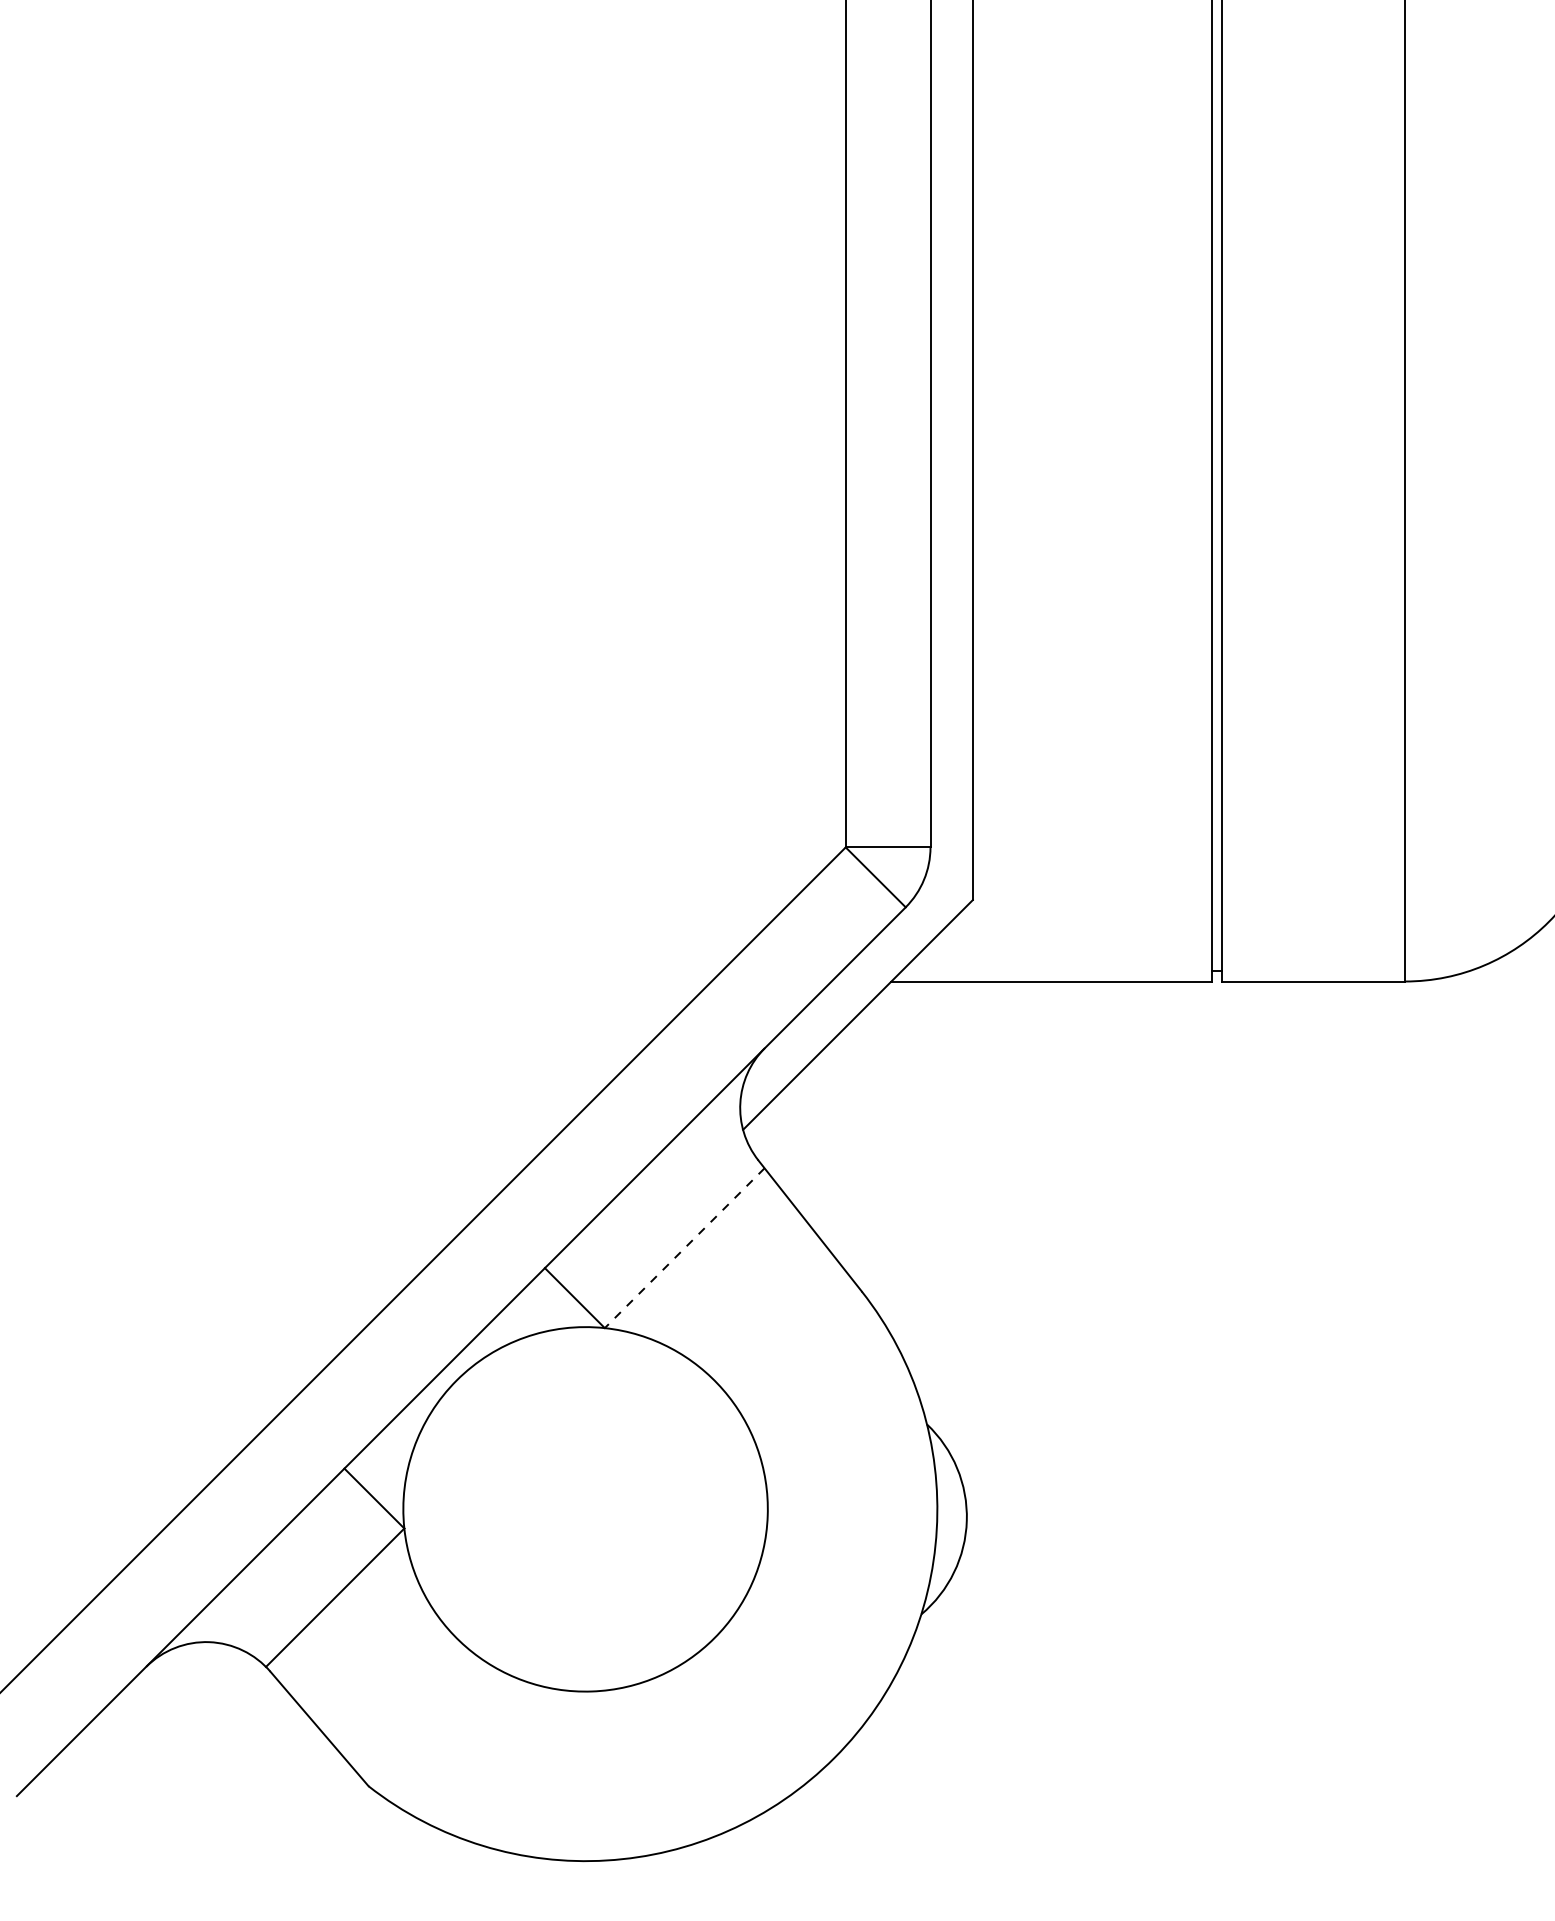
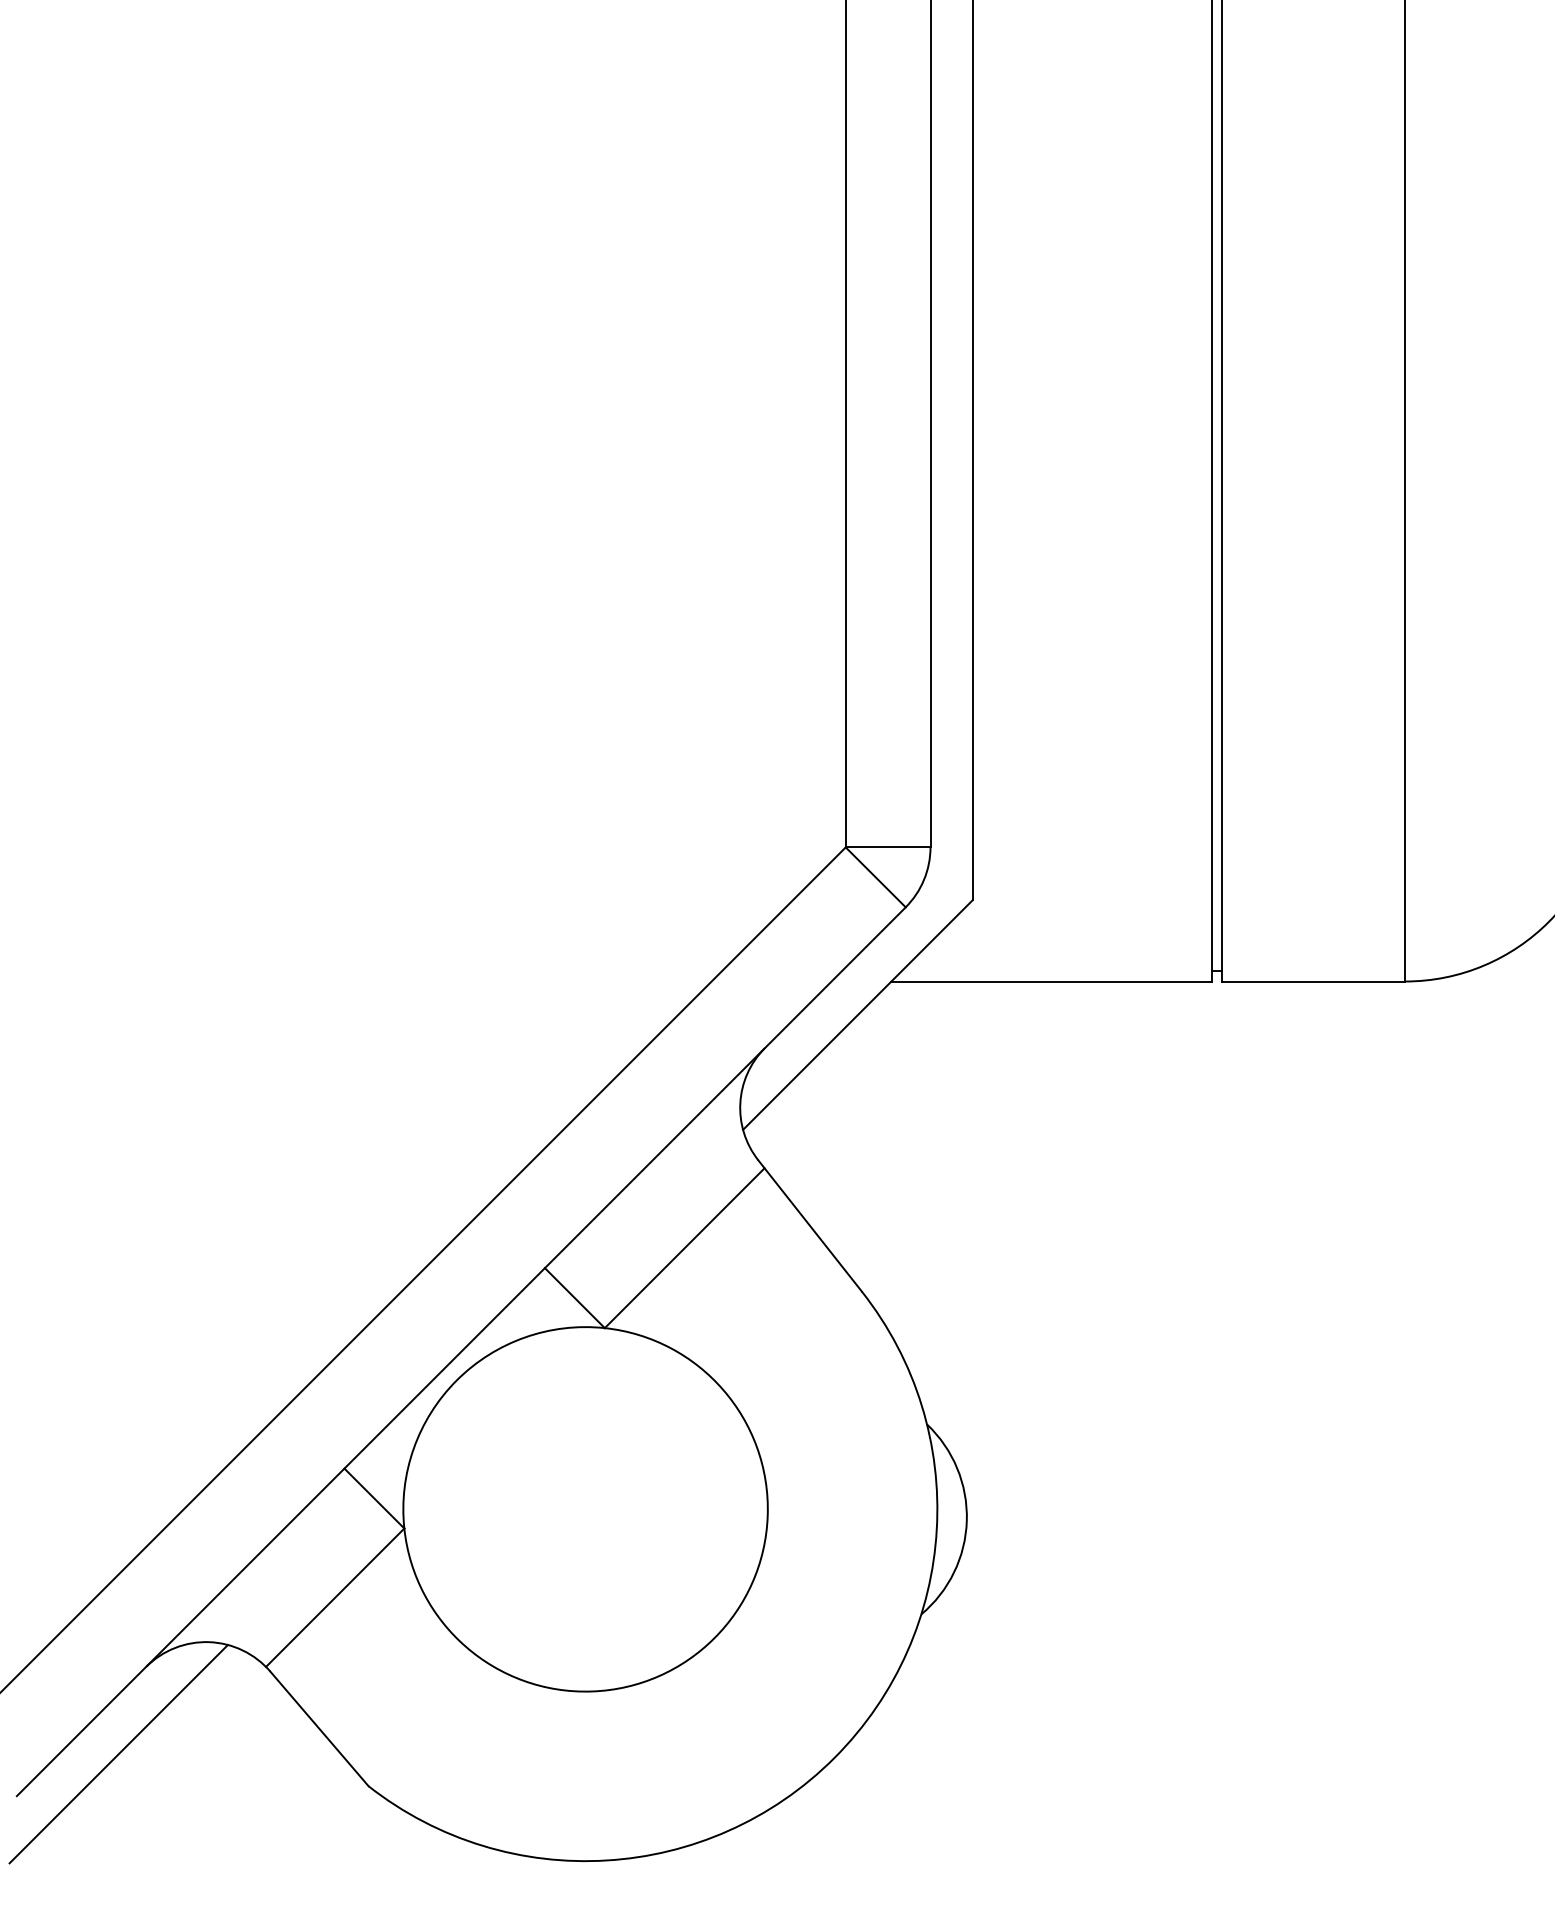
line: dashed -> solid (684, 1248)
line: none -> present (118, 1753)
